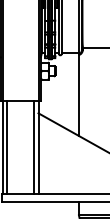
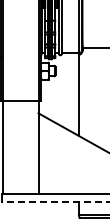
line: present -> none (7, 147)
line: present -> none (34, 147)
line: solid -> dashed (55, 201)
